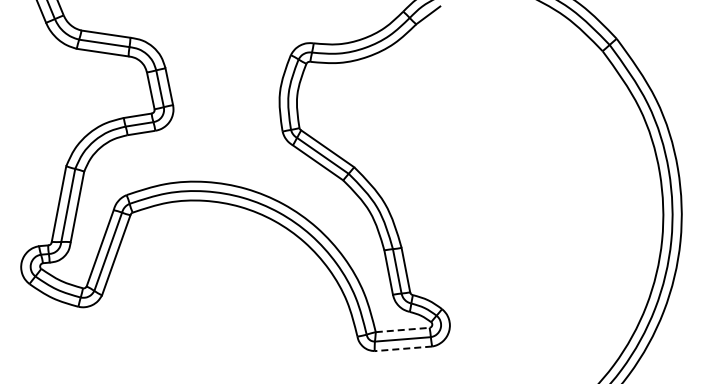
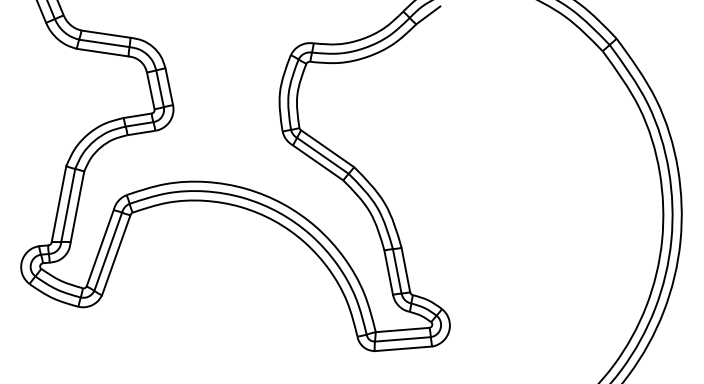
line: dashed -> solid (402, 330)
line: dashed -> solid (403, 348)
